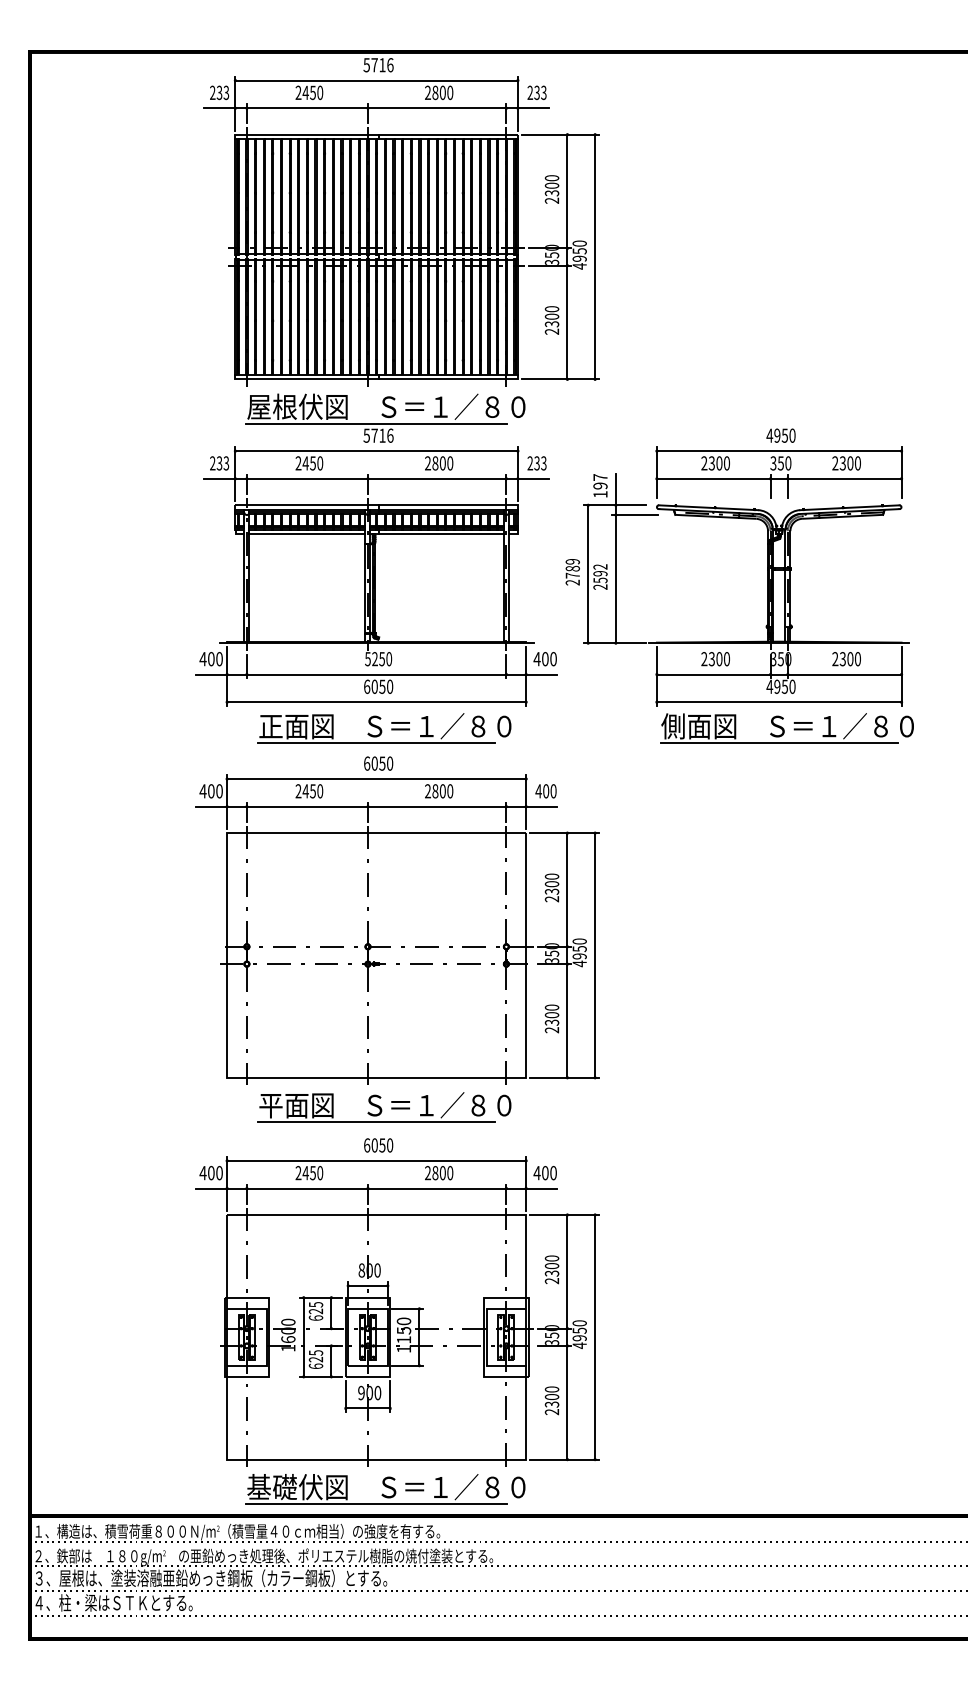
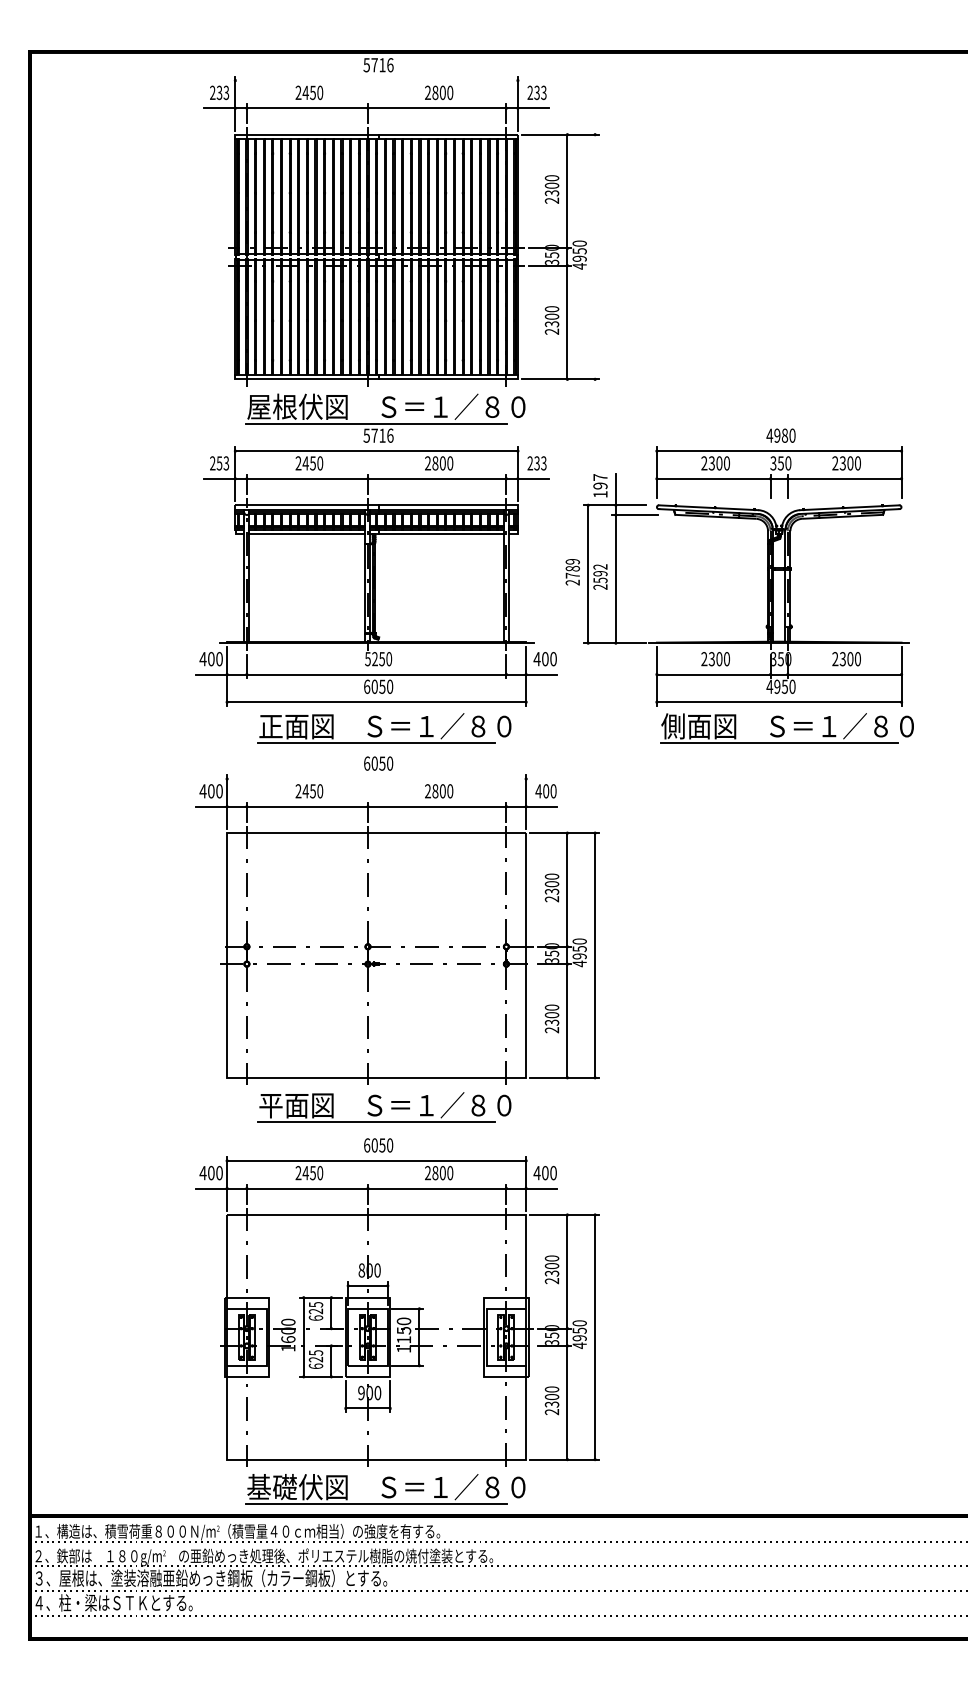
line: present -> none (376, 80)
line: present -> none (595, 256)
text: 4950 -> 4980 (784, 435)
text: 233 -> 253 (219, 462)
line: present -> none (376, 779)
